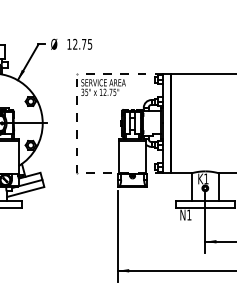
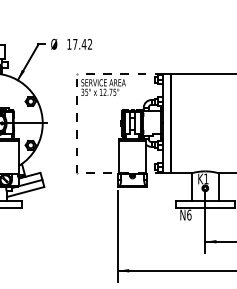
text: 12.75 -> 17.42 (82, 43)
text: N1 -> N6 (189, 214)
